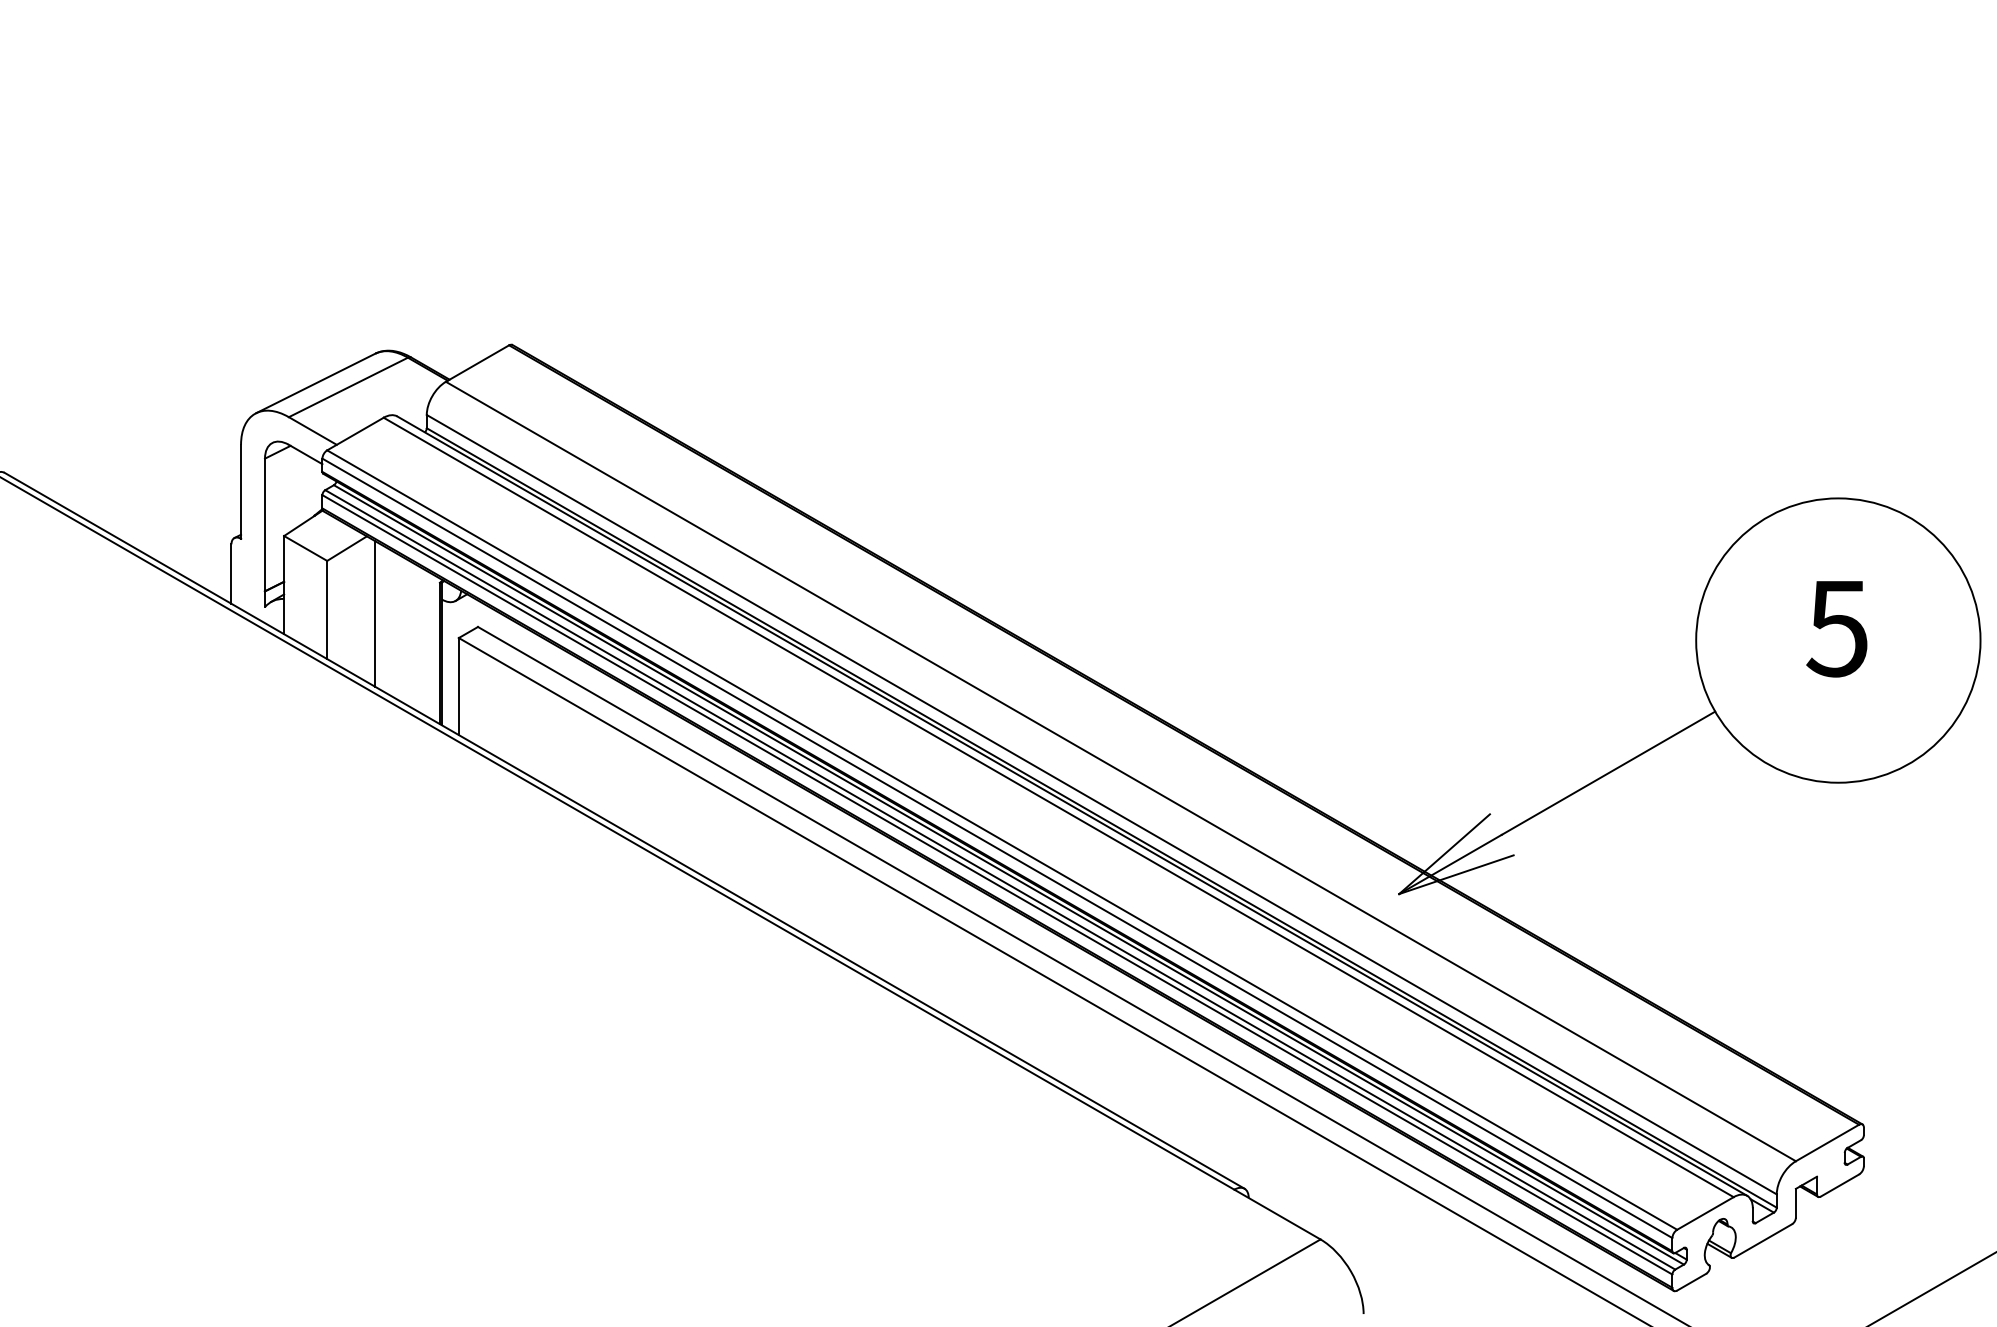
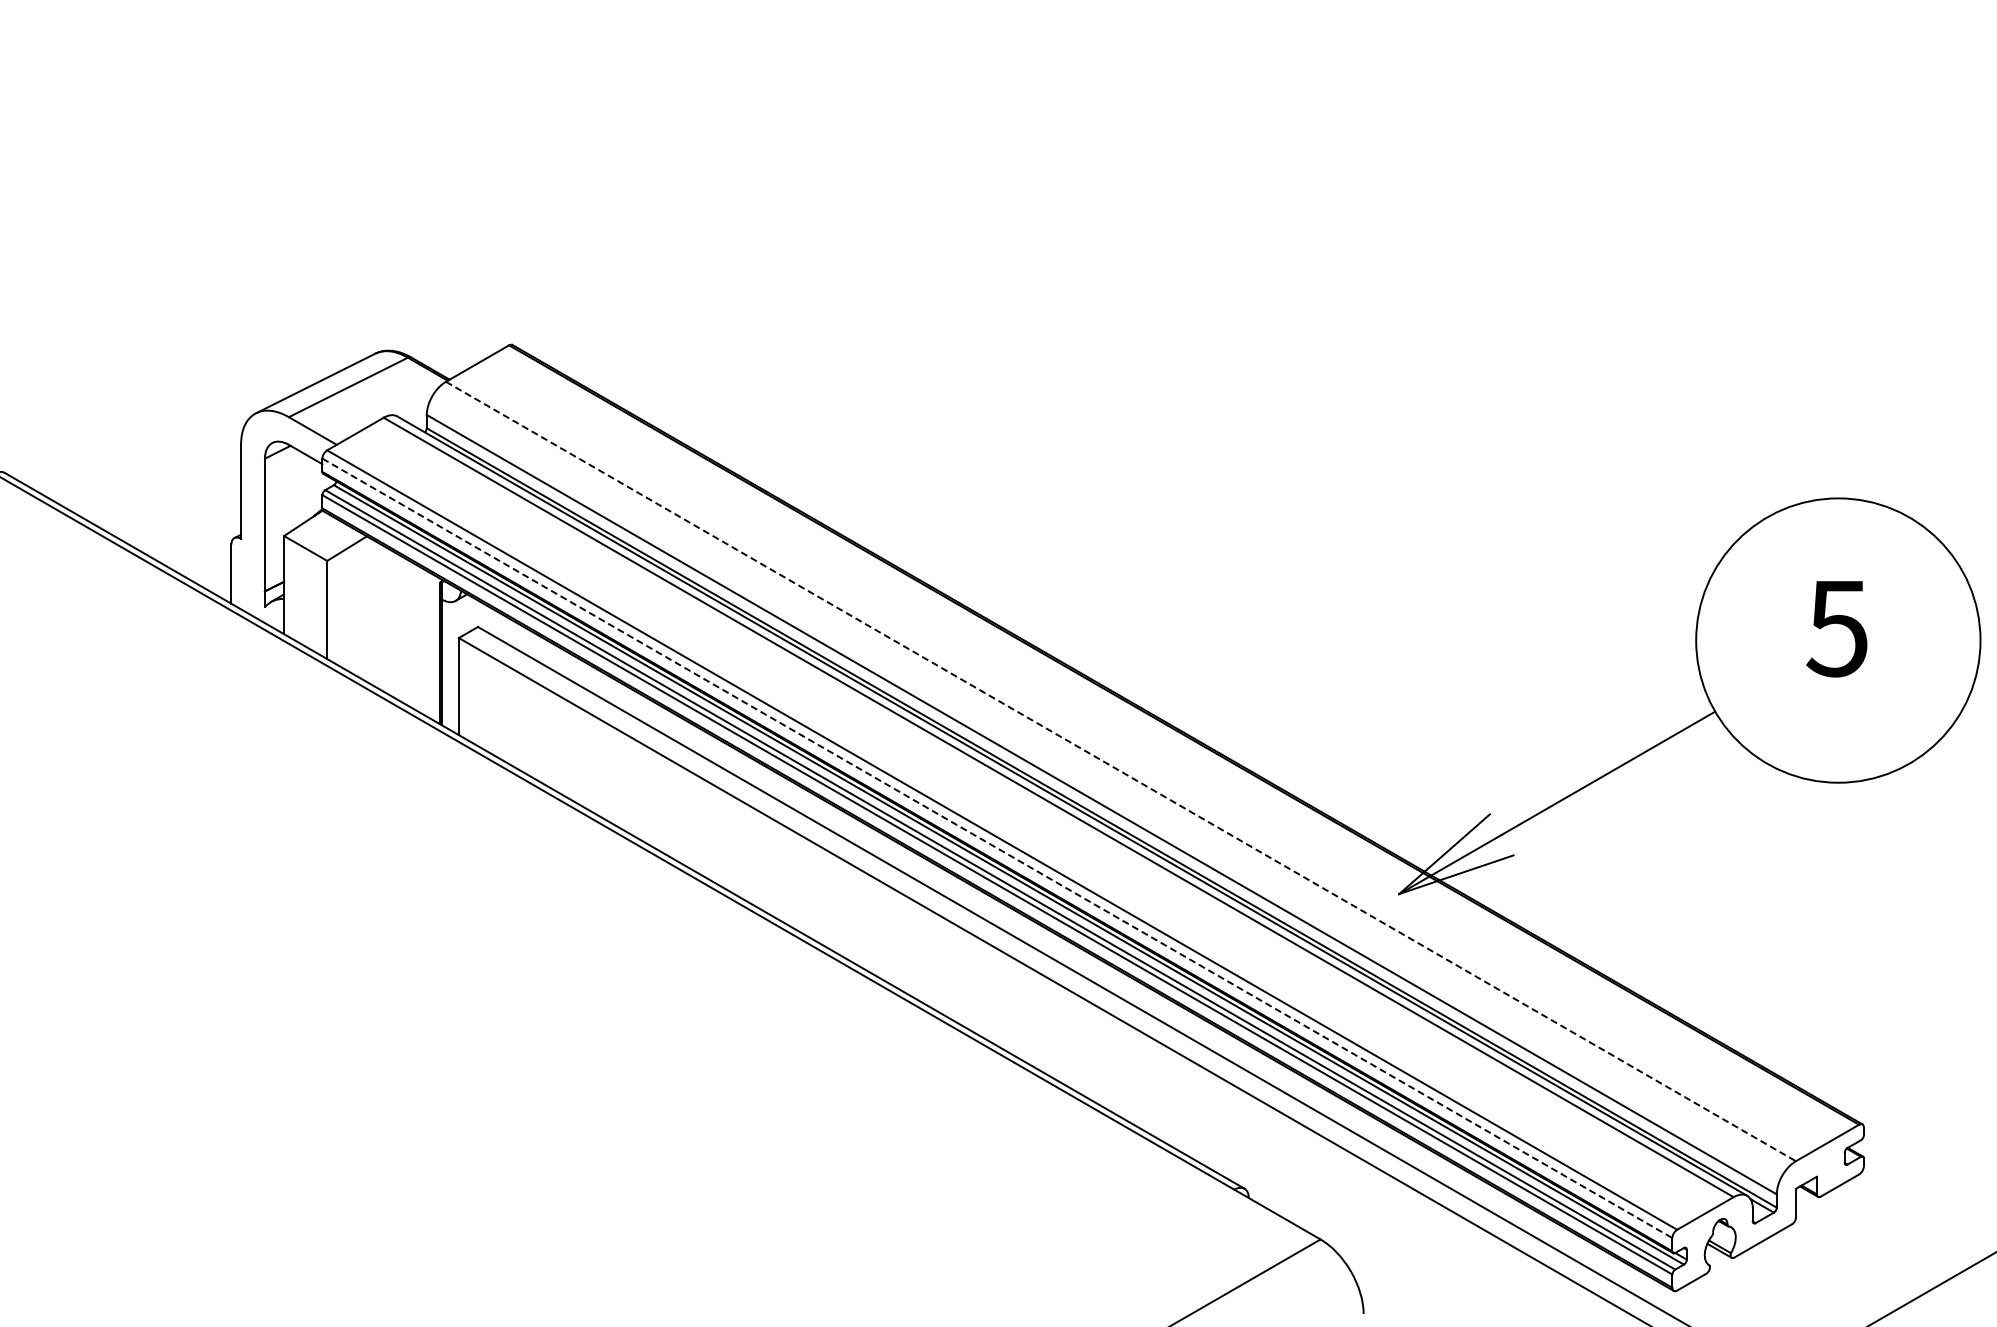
line: present -> none (375, 613)
line: solid -> dashed (1121, 771)
line: solid -> dashed (997, 848)
